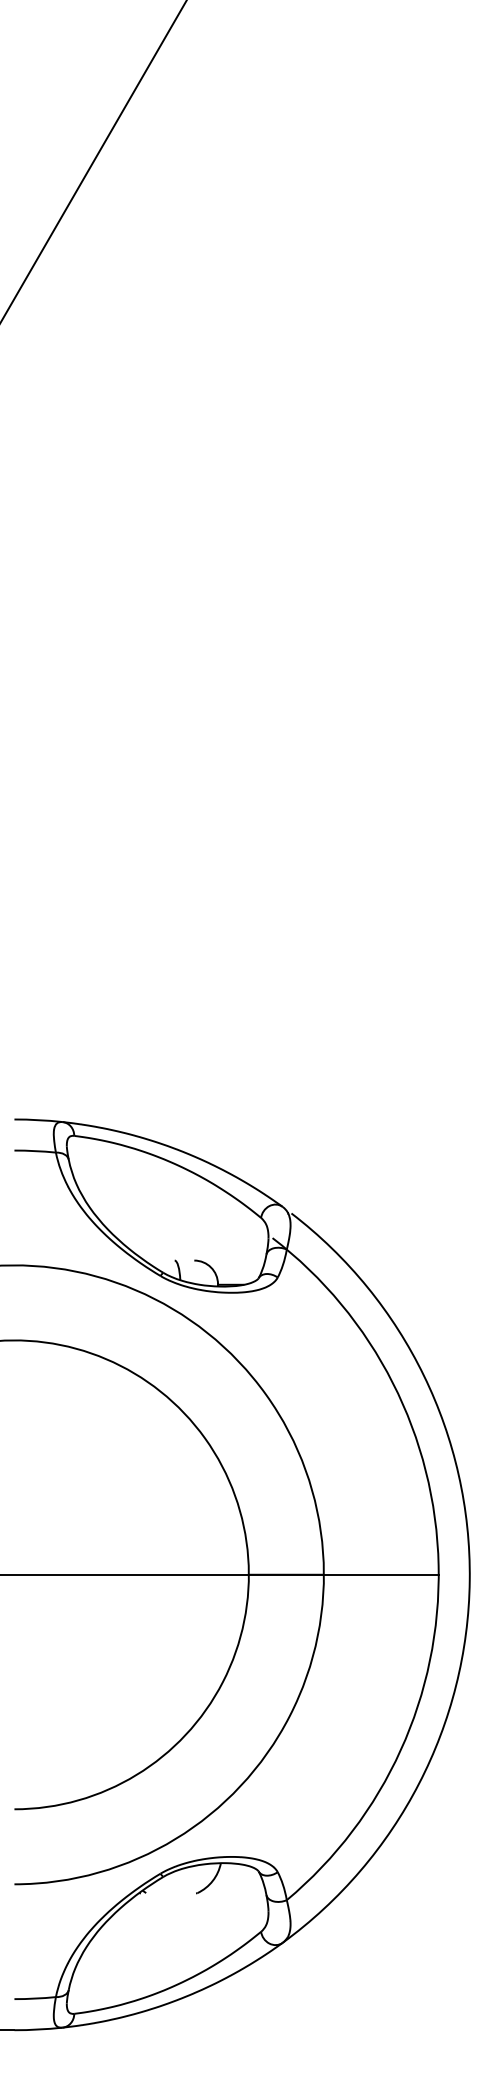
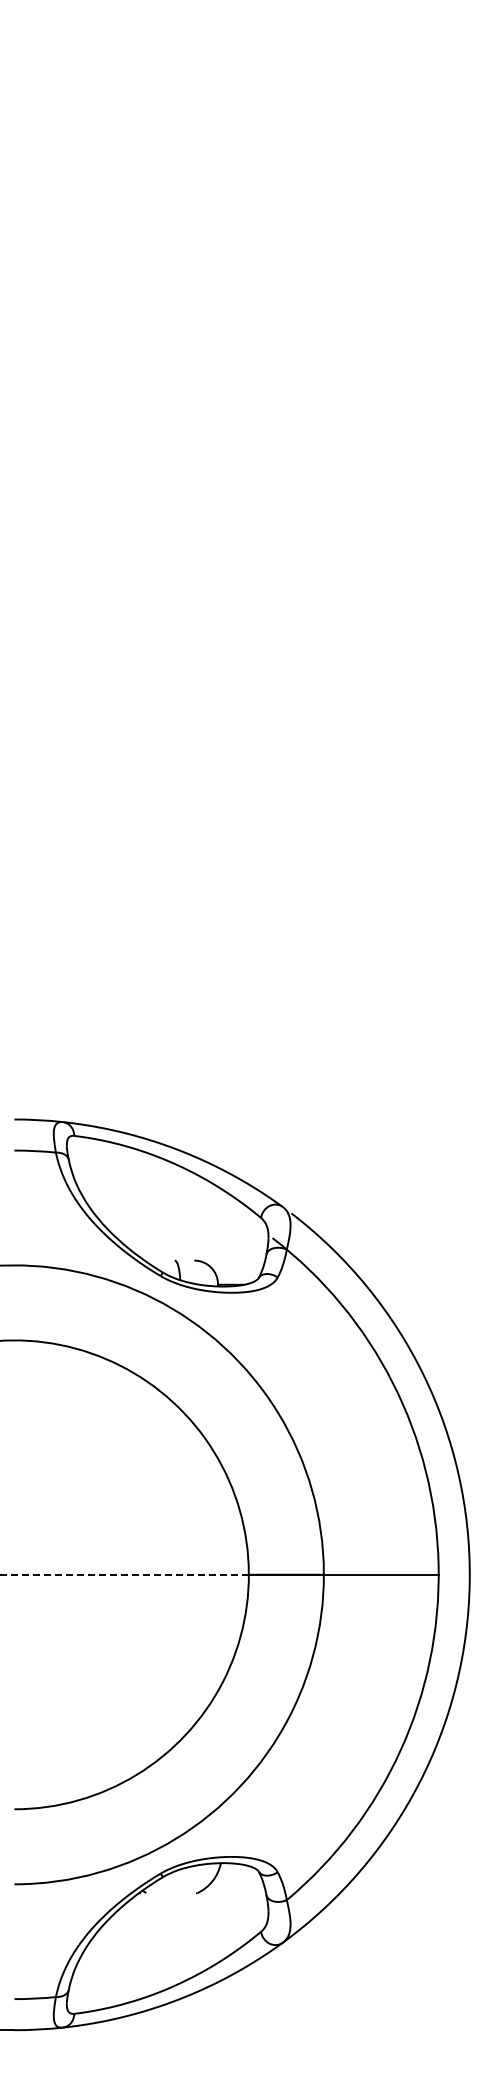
line: present -> none (93, 160)
line: solid -> dashed (123, 1574)
